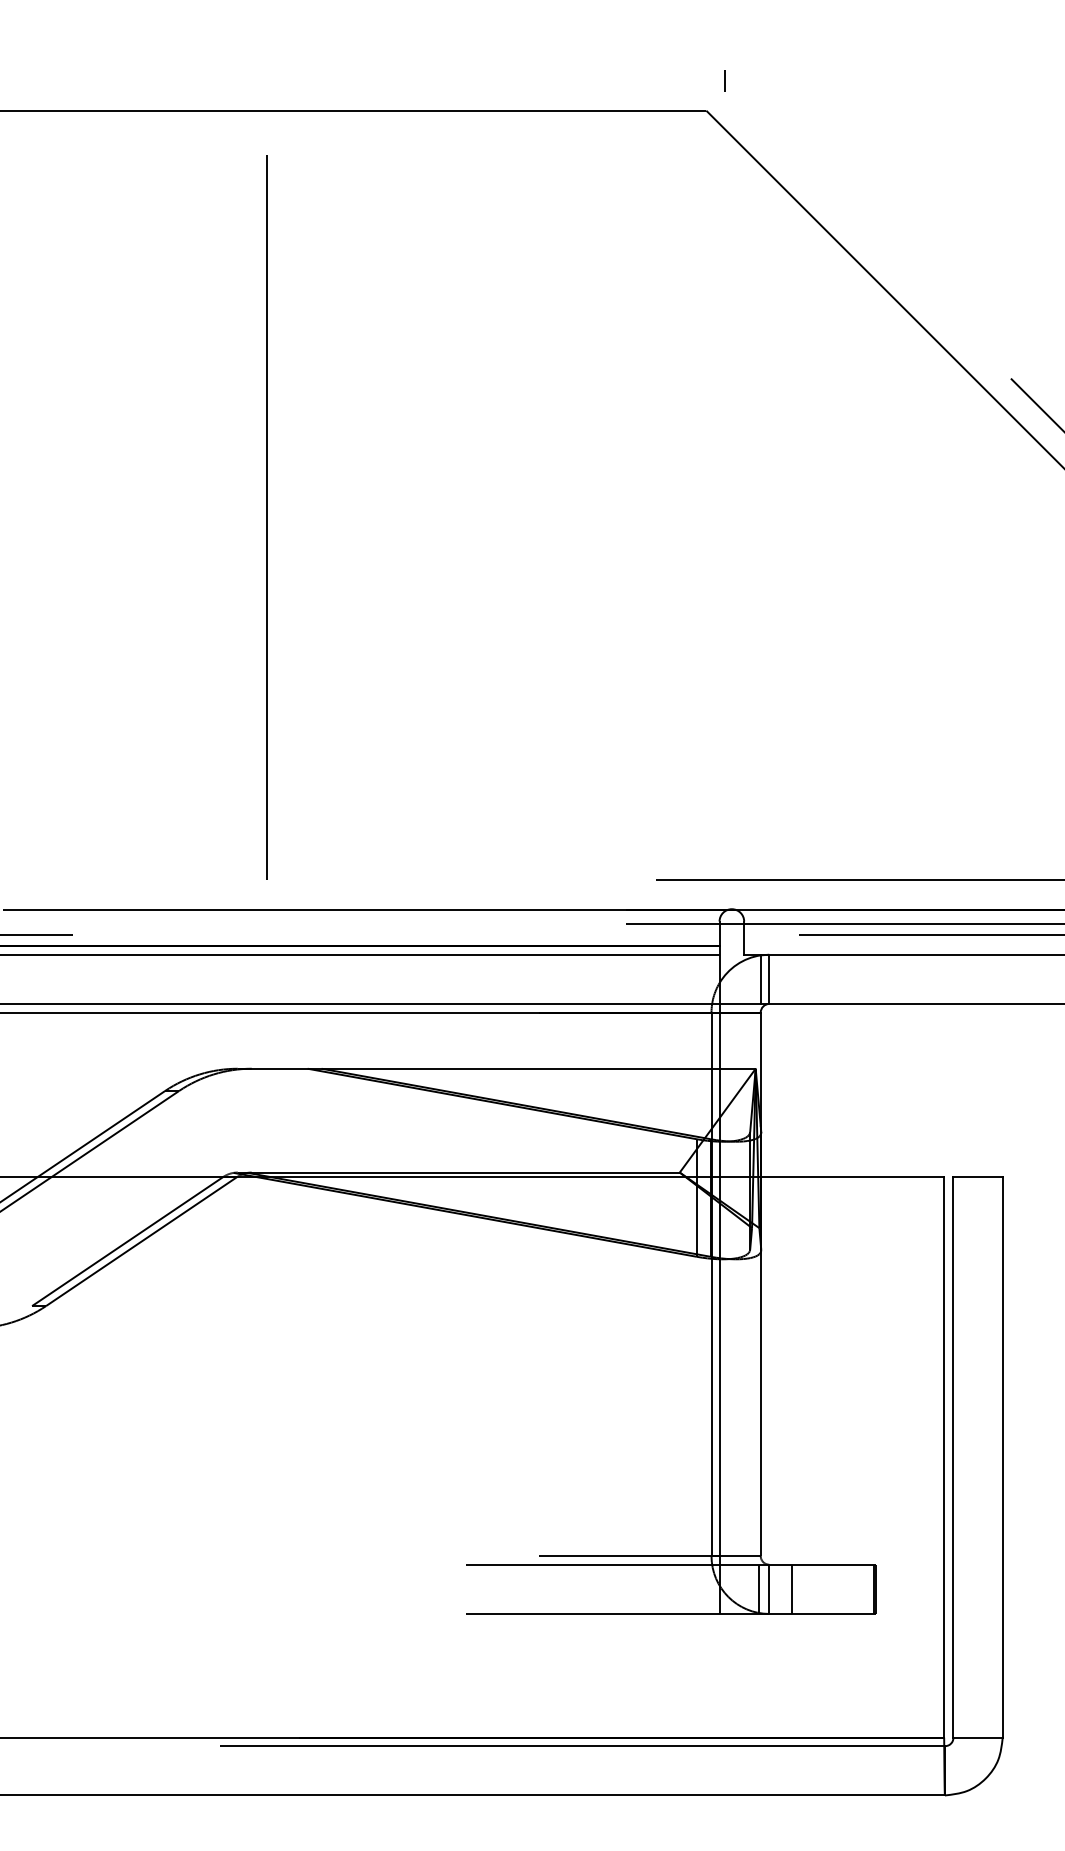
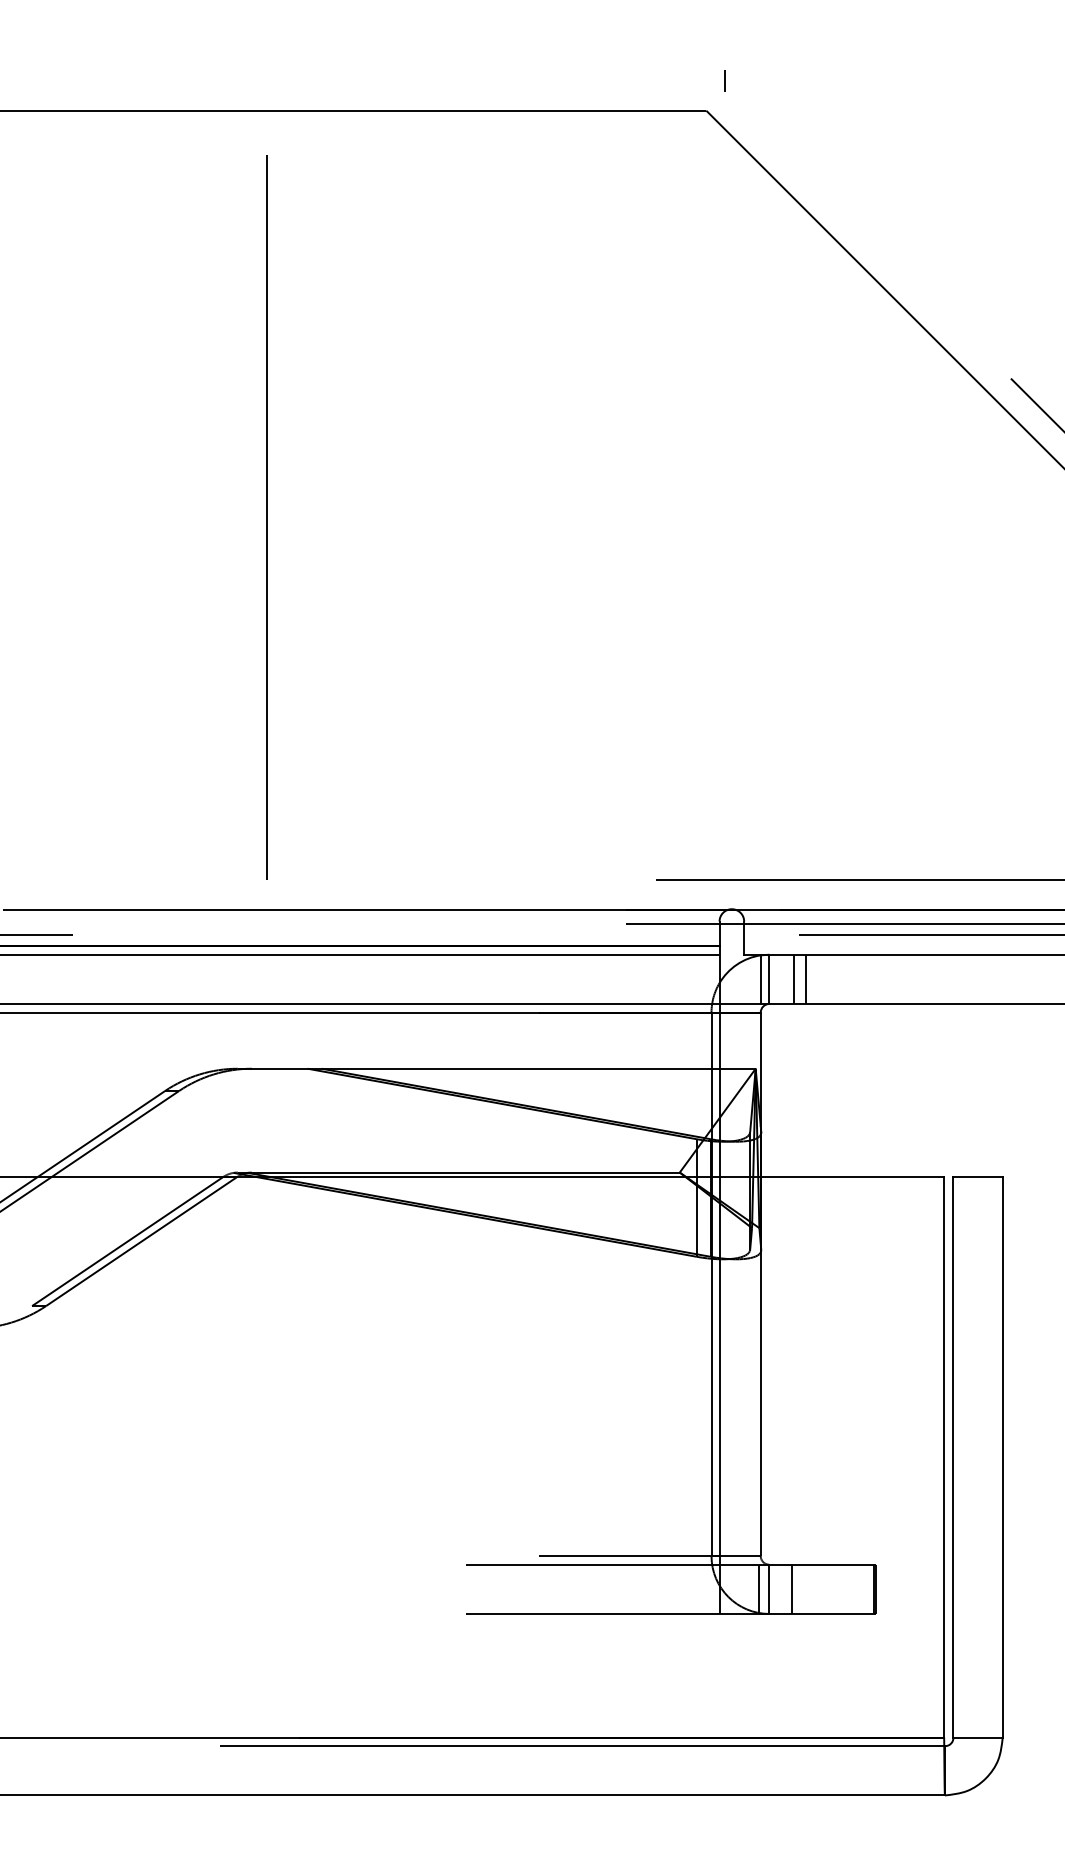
line: none -> present (793, 978)
line: none -> present (806, 978)
